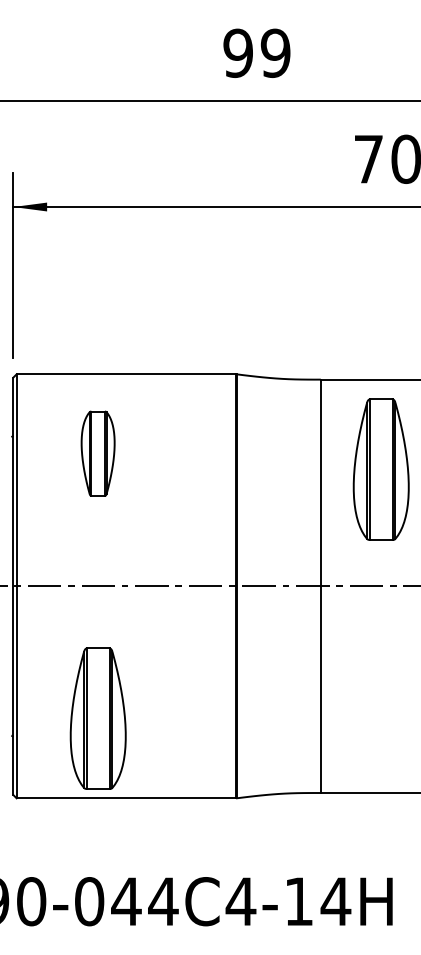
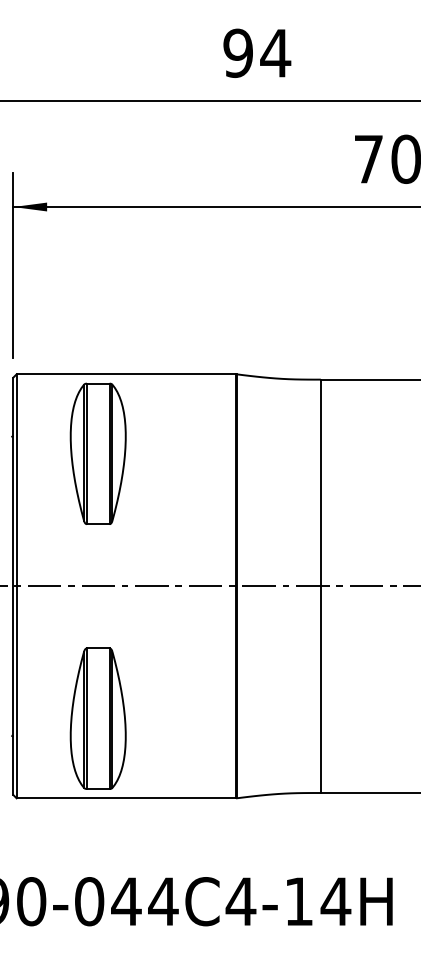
text: 99 -> 94 (275, 52)
part size: 36x87 px -> 58x143 px (97, 453)
part: present -> none (380, 469)
